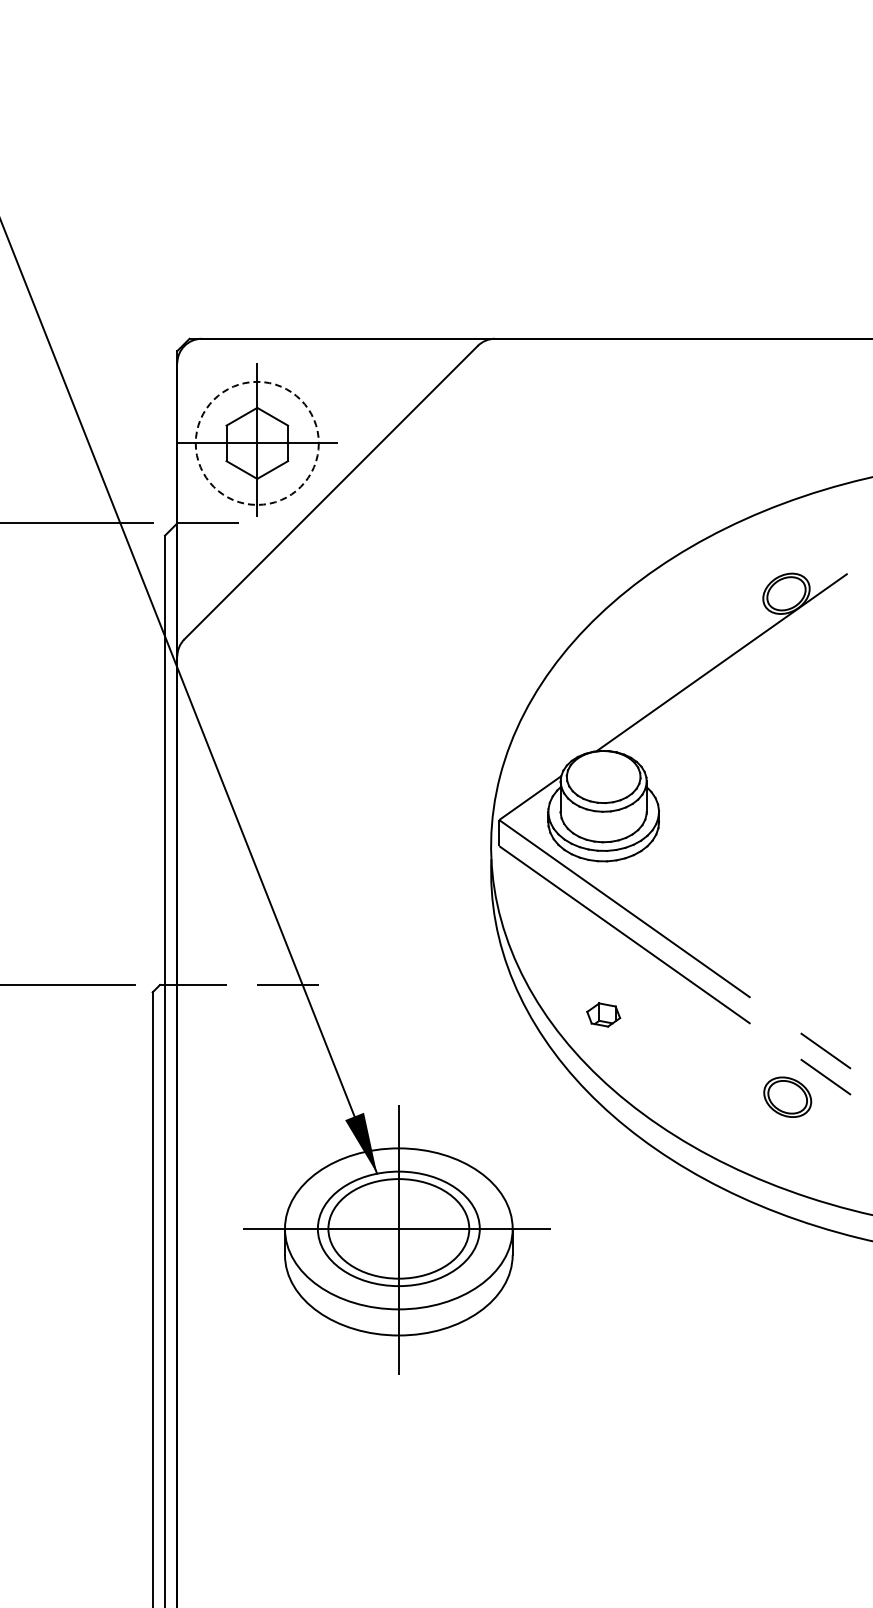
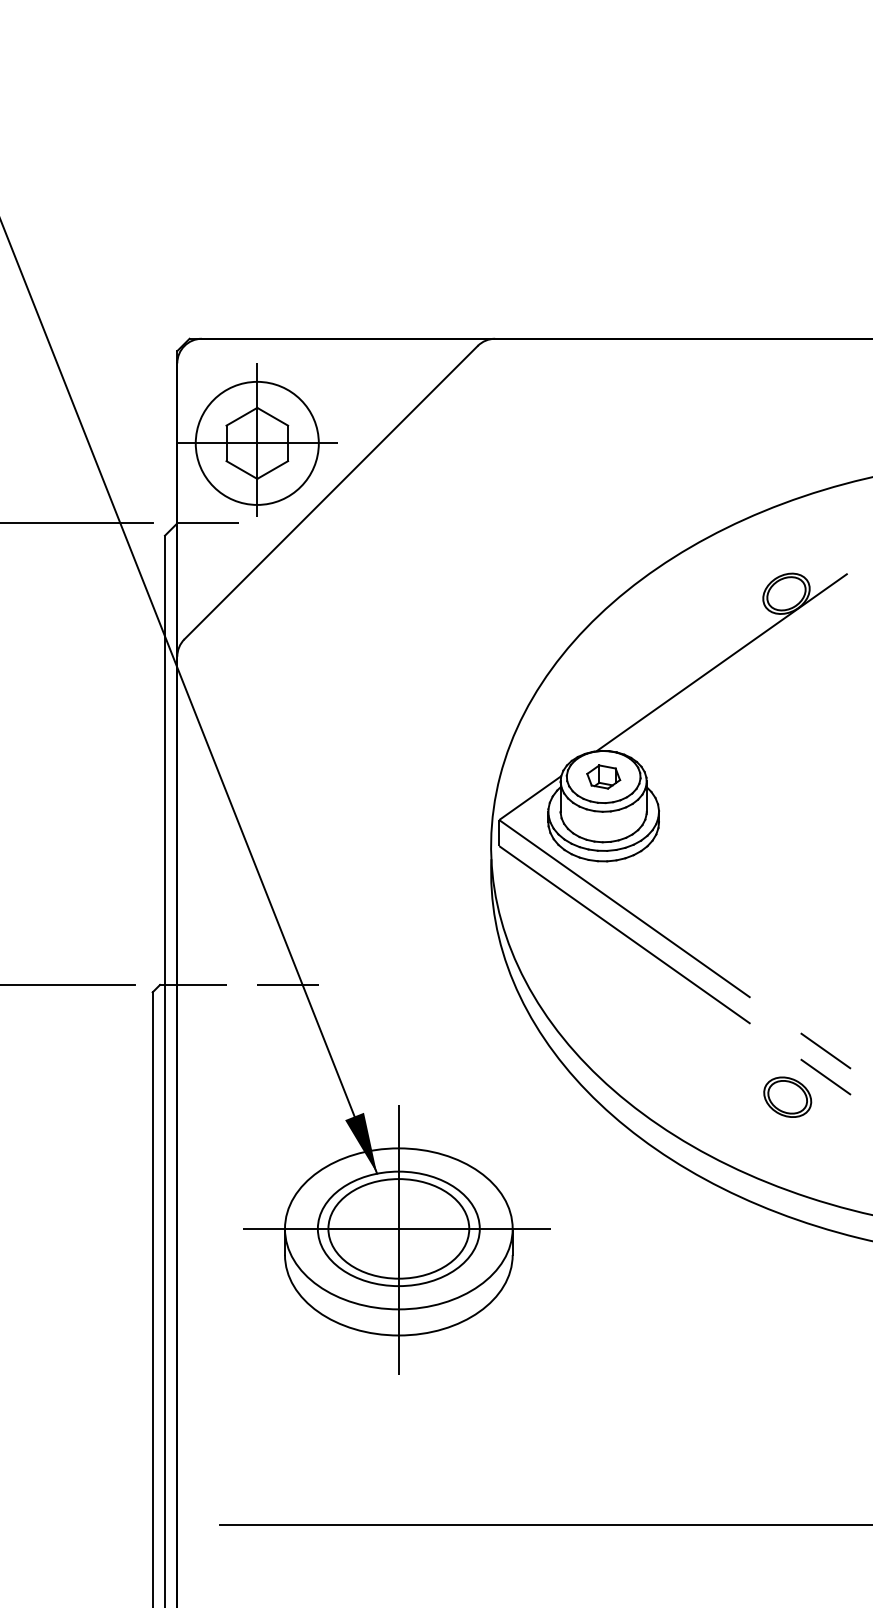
circle: dashed -> solid (256, 442)
part position: (603, 1014) -> (603, 776) (603, 776)
line: none -> present (544, 1524)
